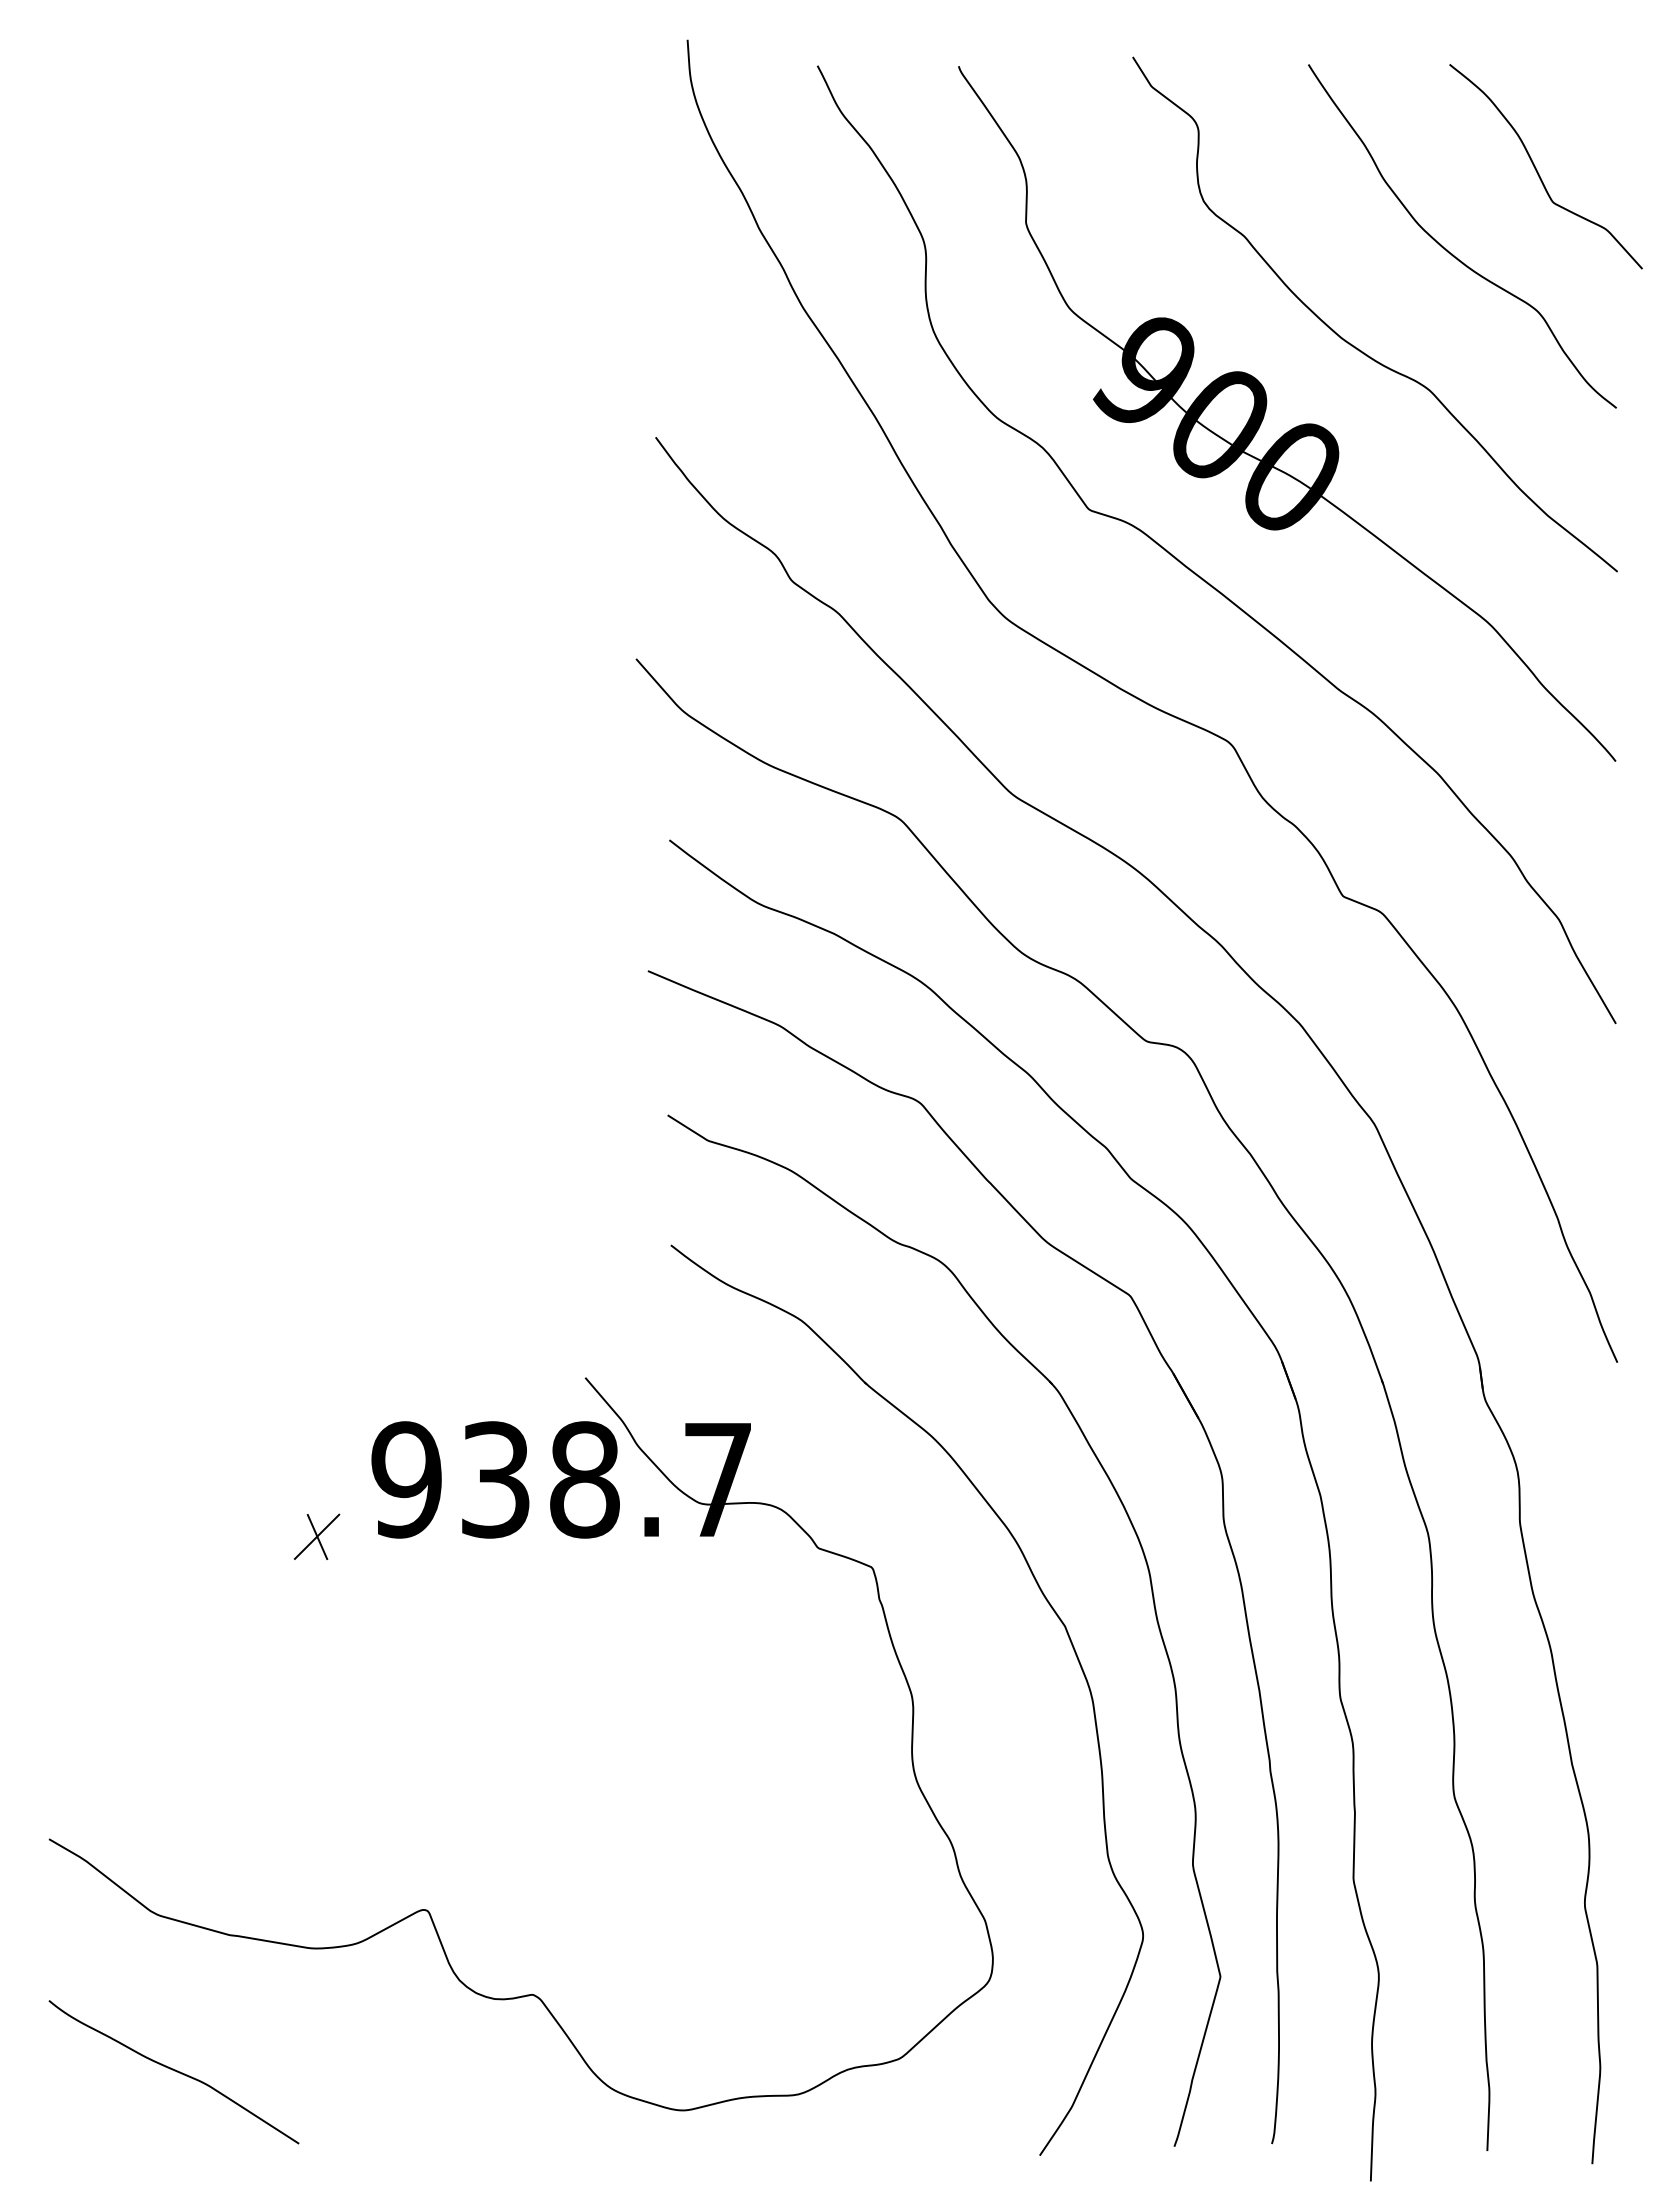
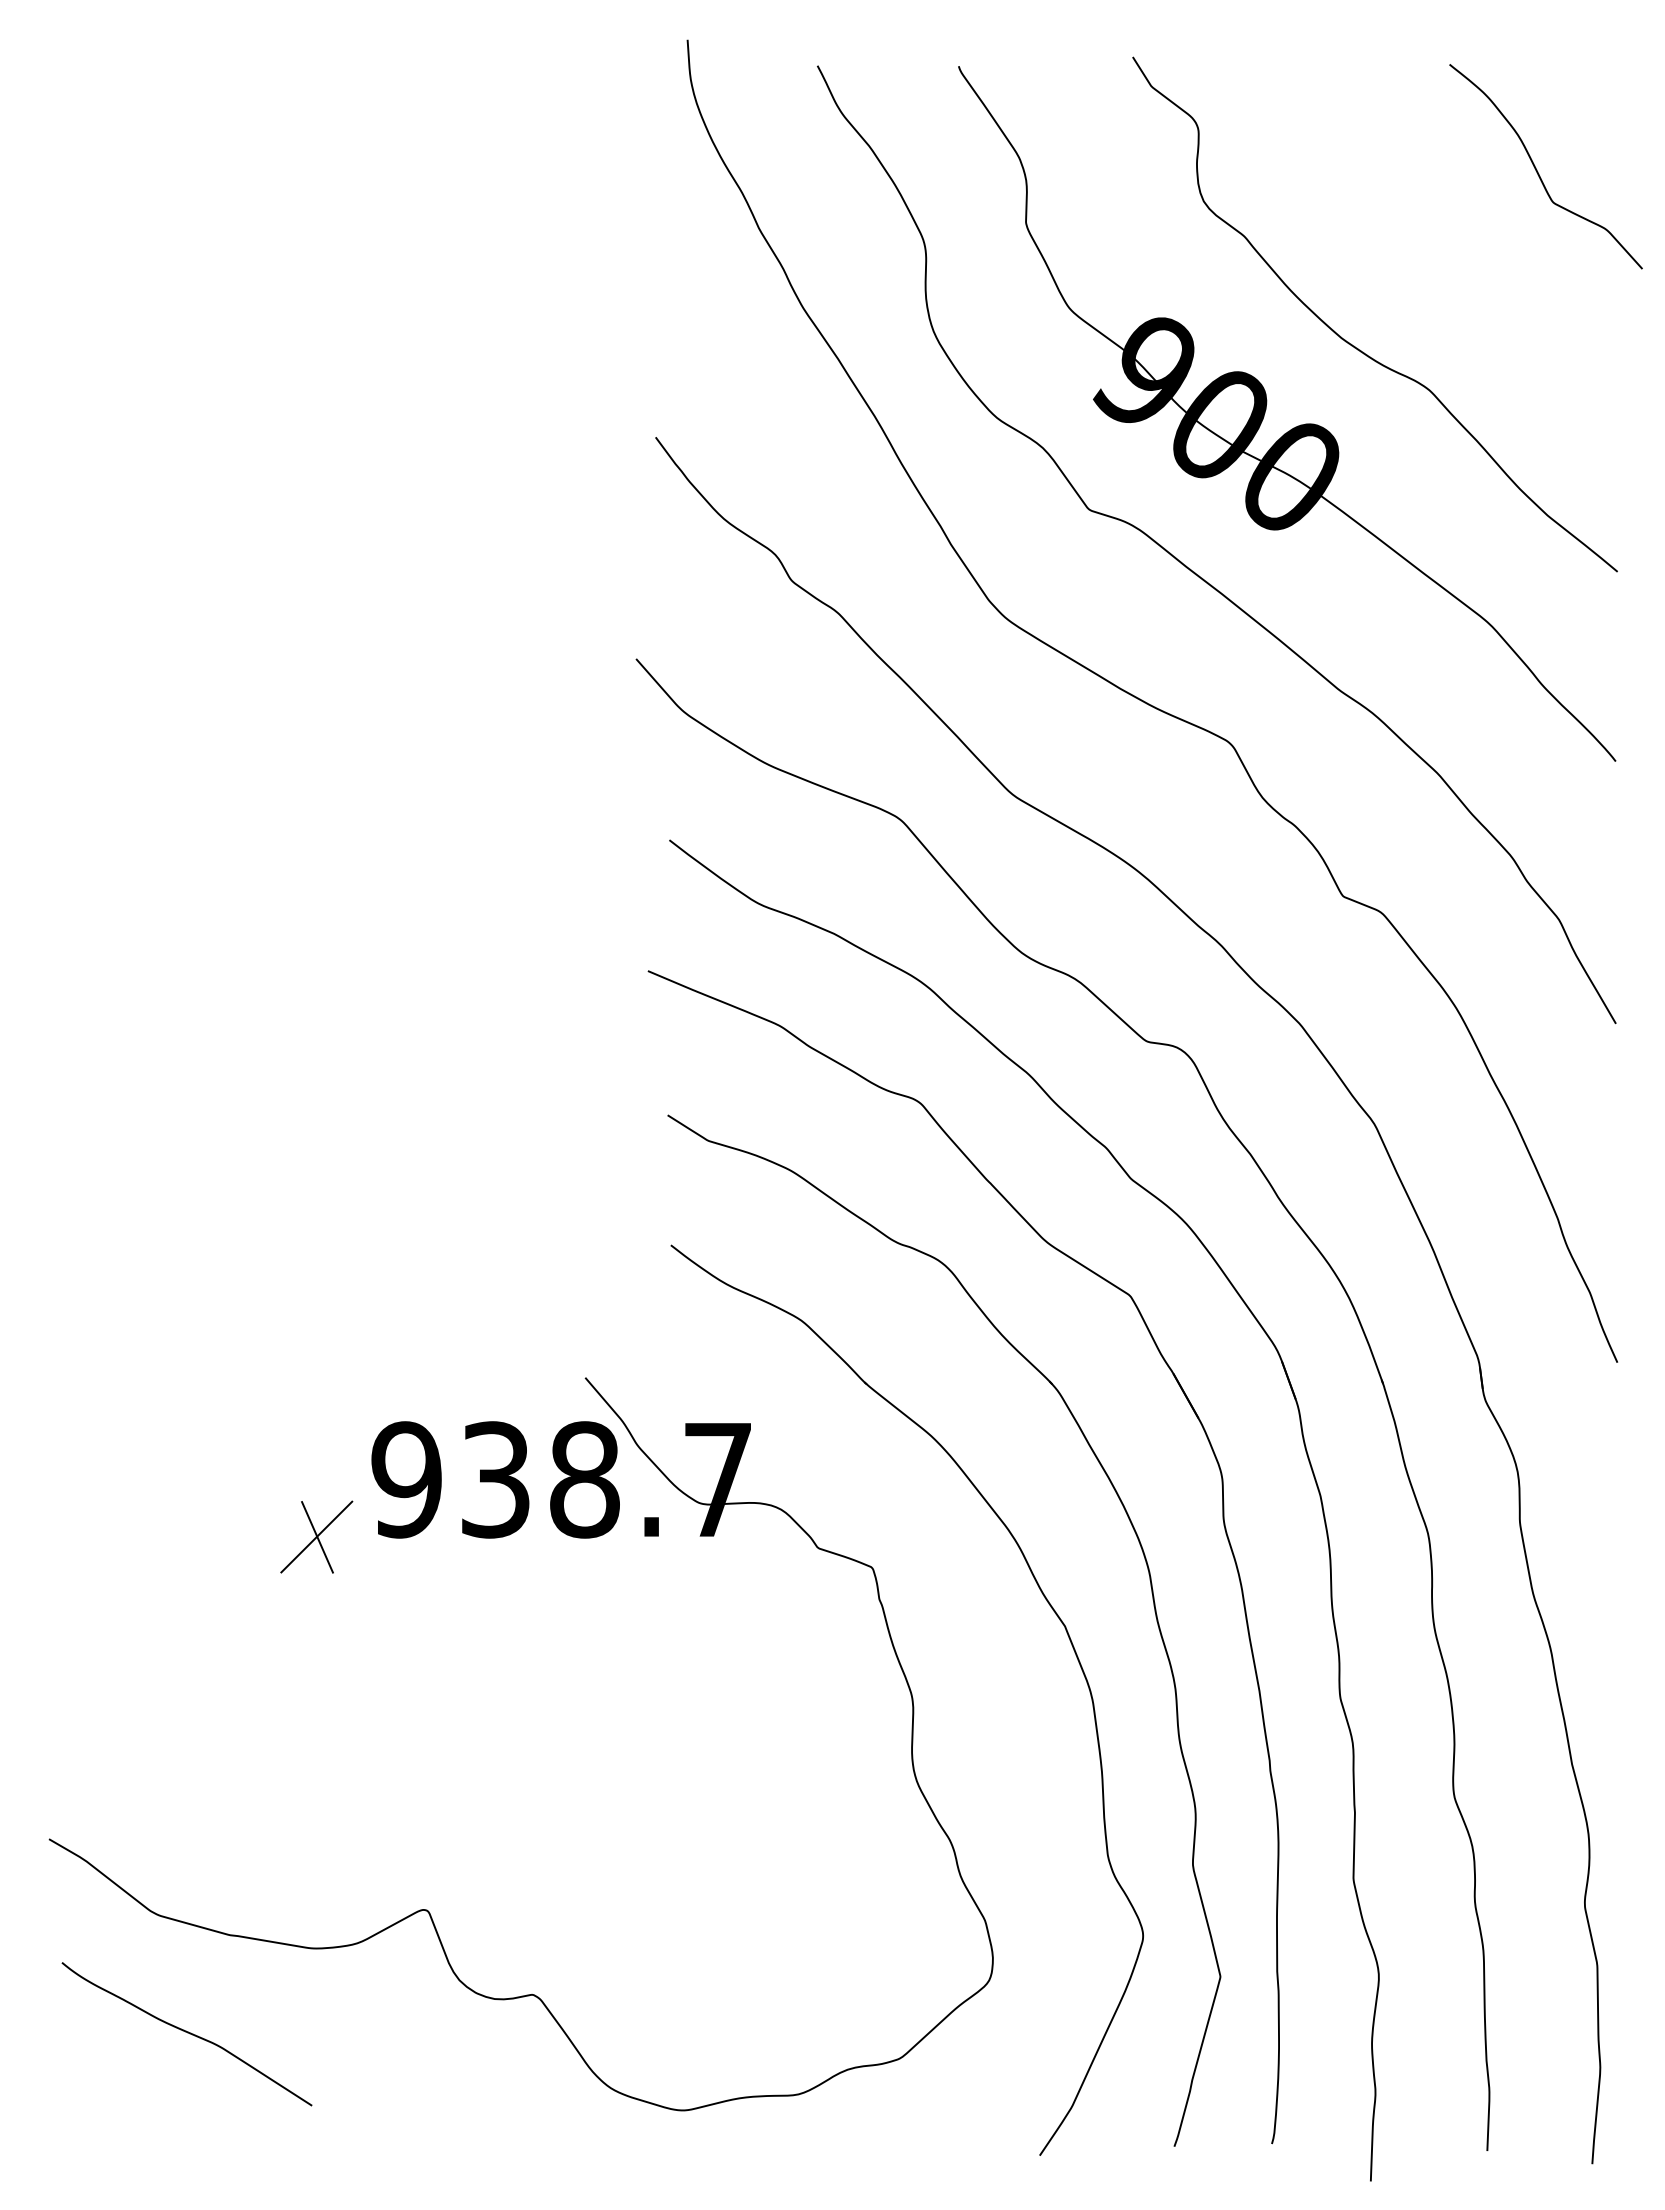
curve: present -> none (1452, 253)
part size: 47x47 px -> 74x74 px (316, 1536)
curve position: (174, 2071) -> (187, 2033) (187, 2033)
